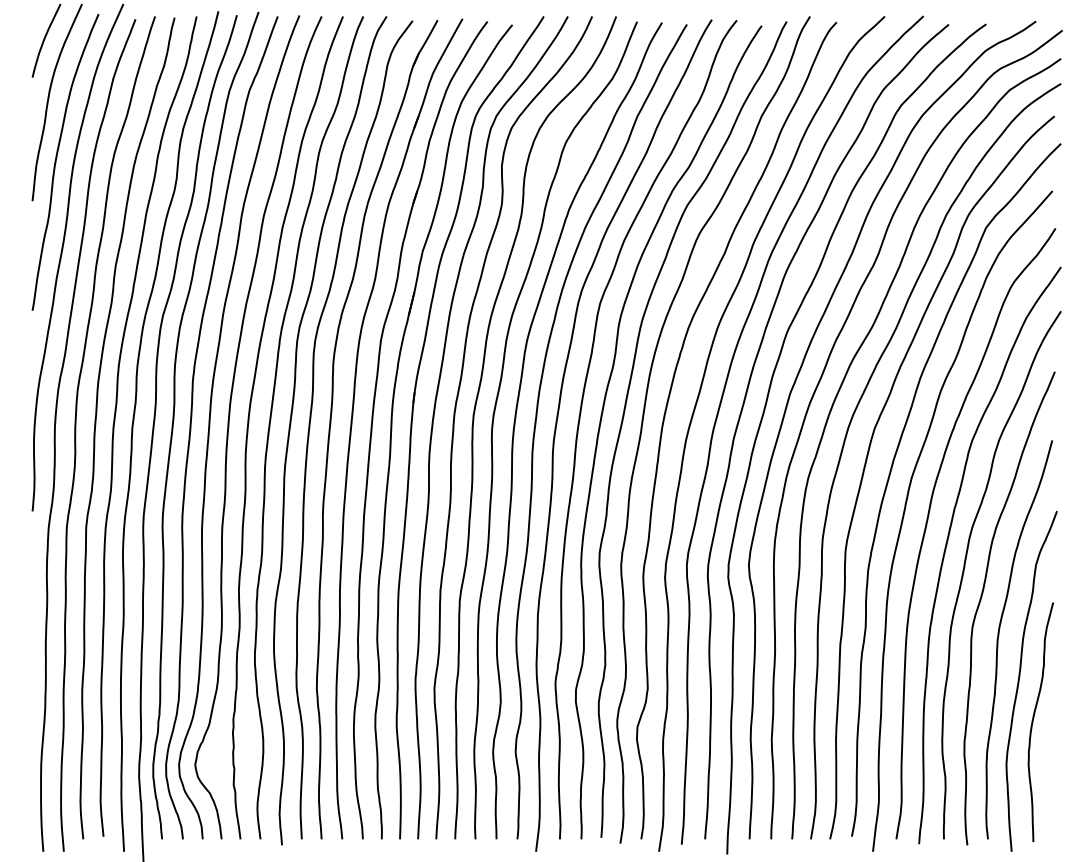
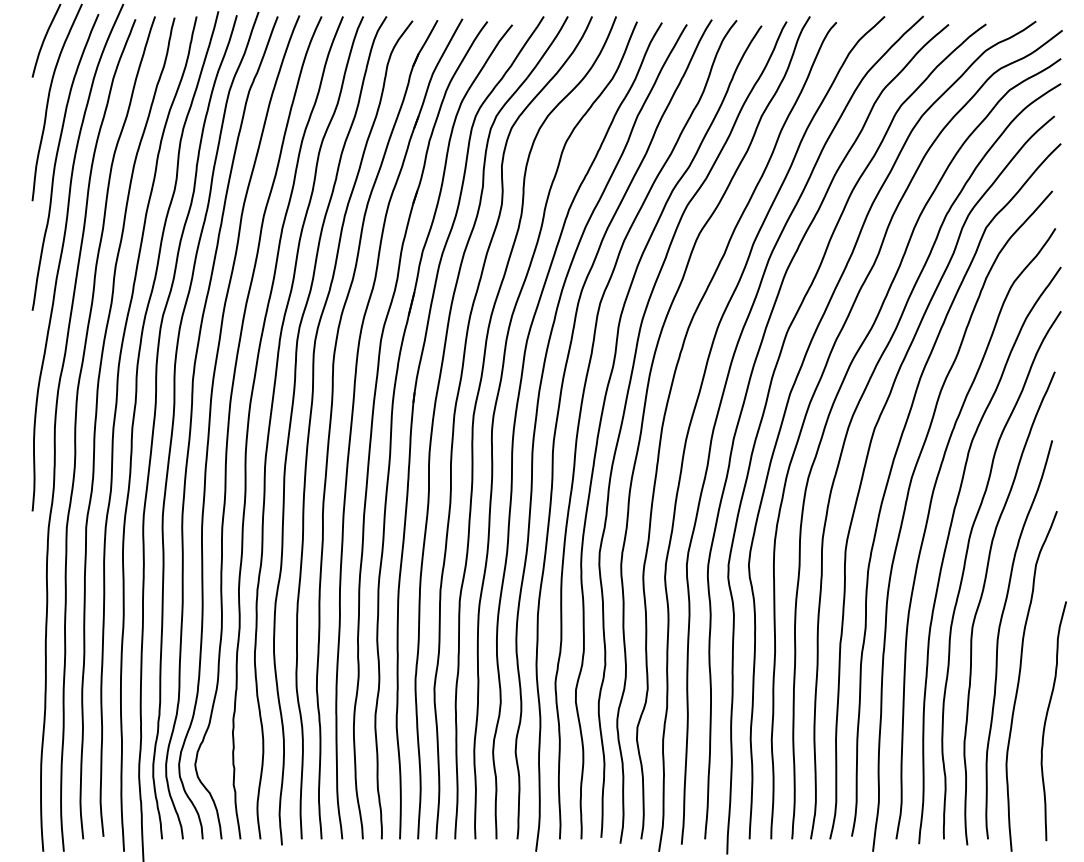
curve position: (1033, 722) -> (1046, 721) (1046, 721)
